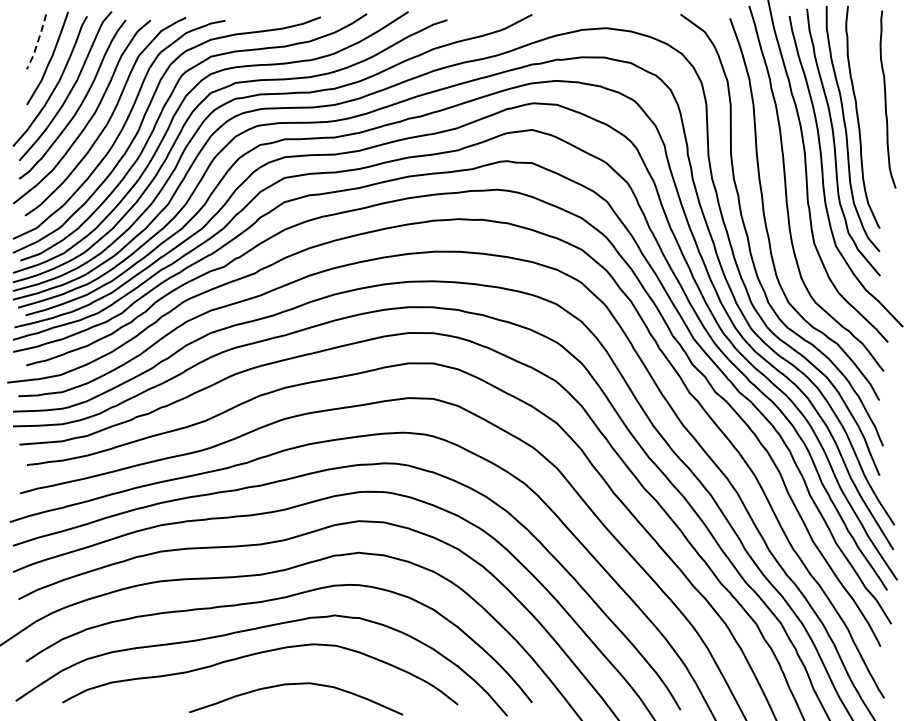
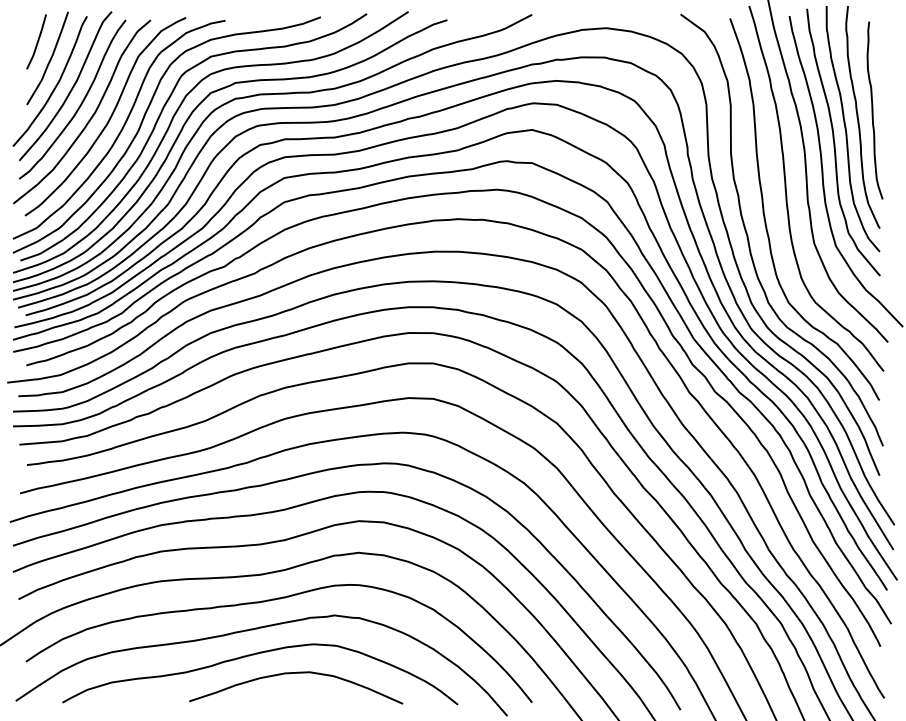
line: dashed -> solid (37, 42)
curve position: (886, 99) -> (873, 110) (873, 110)
curve position: (296, 684) -> (296, 673) (296, 673)
